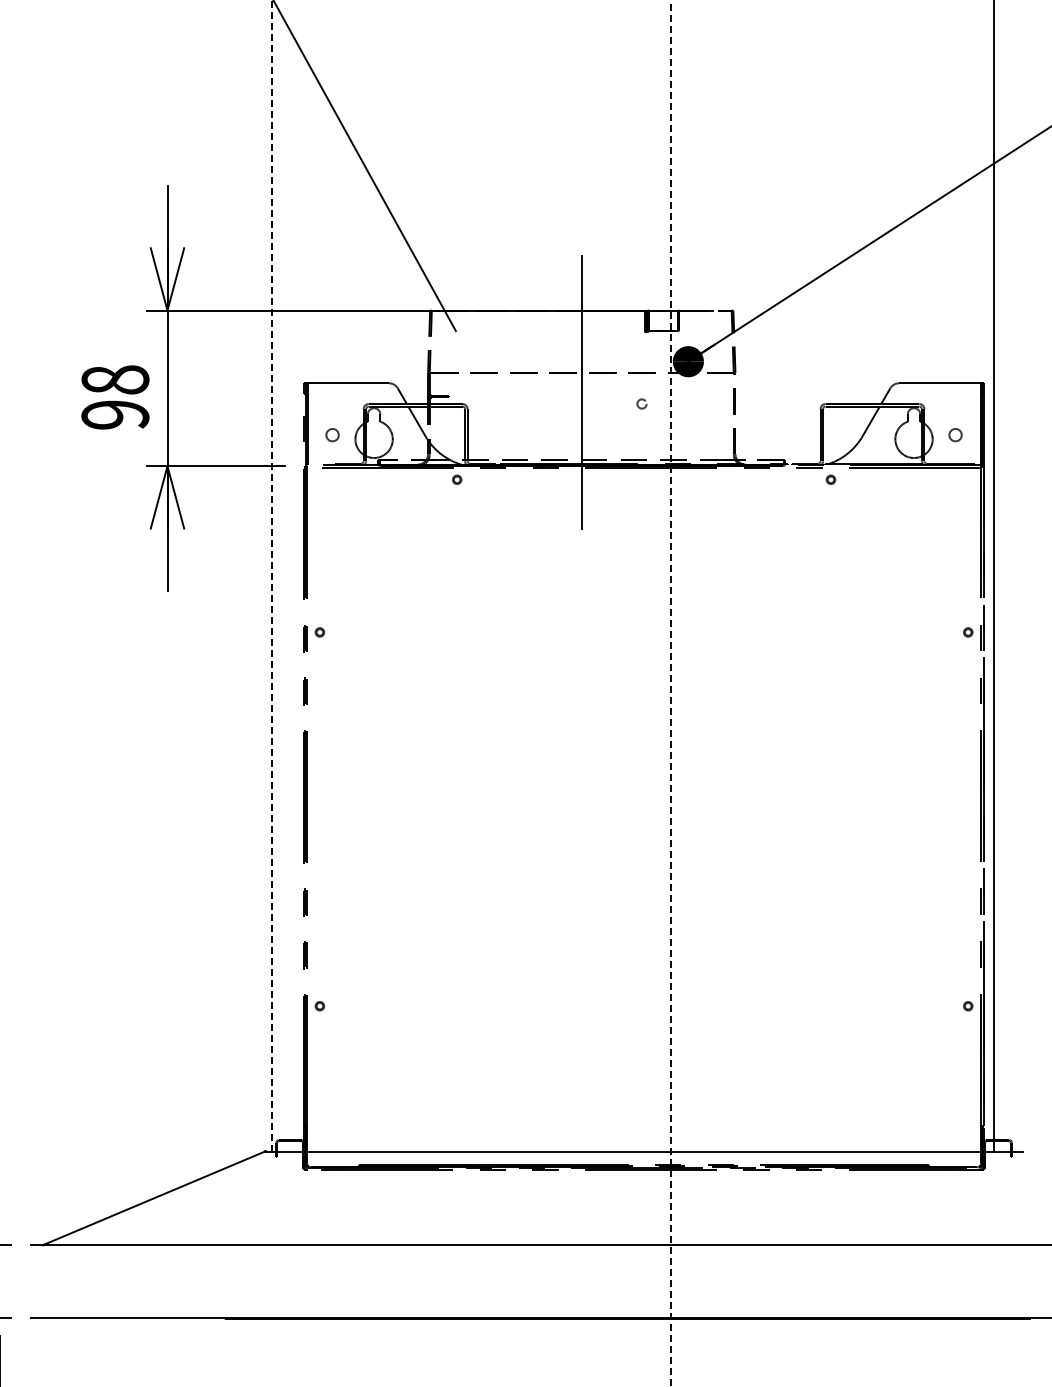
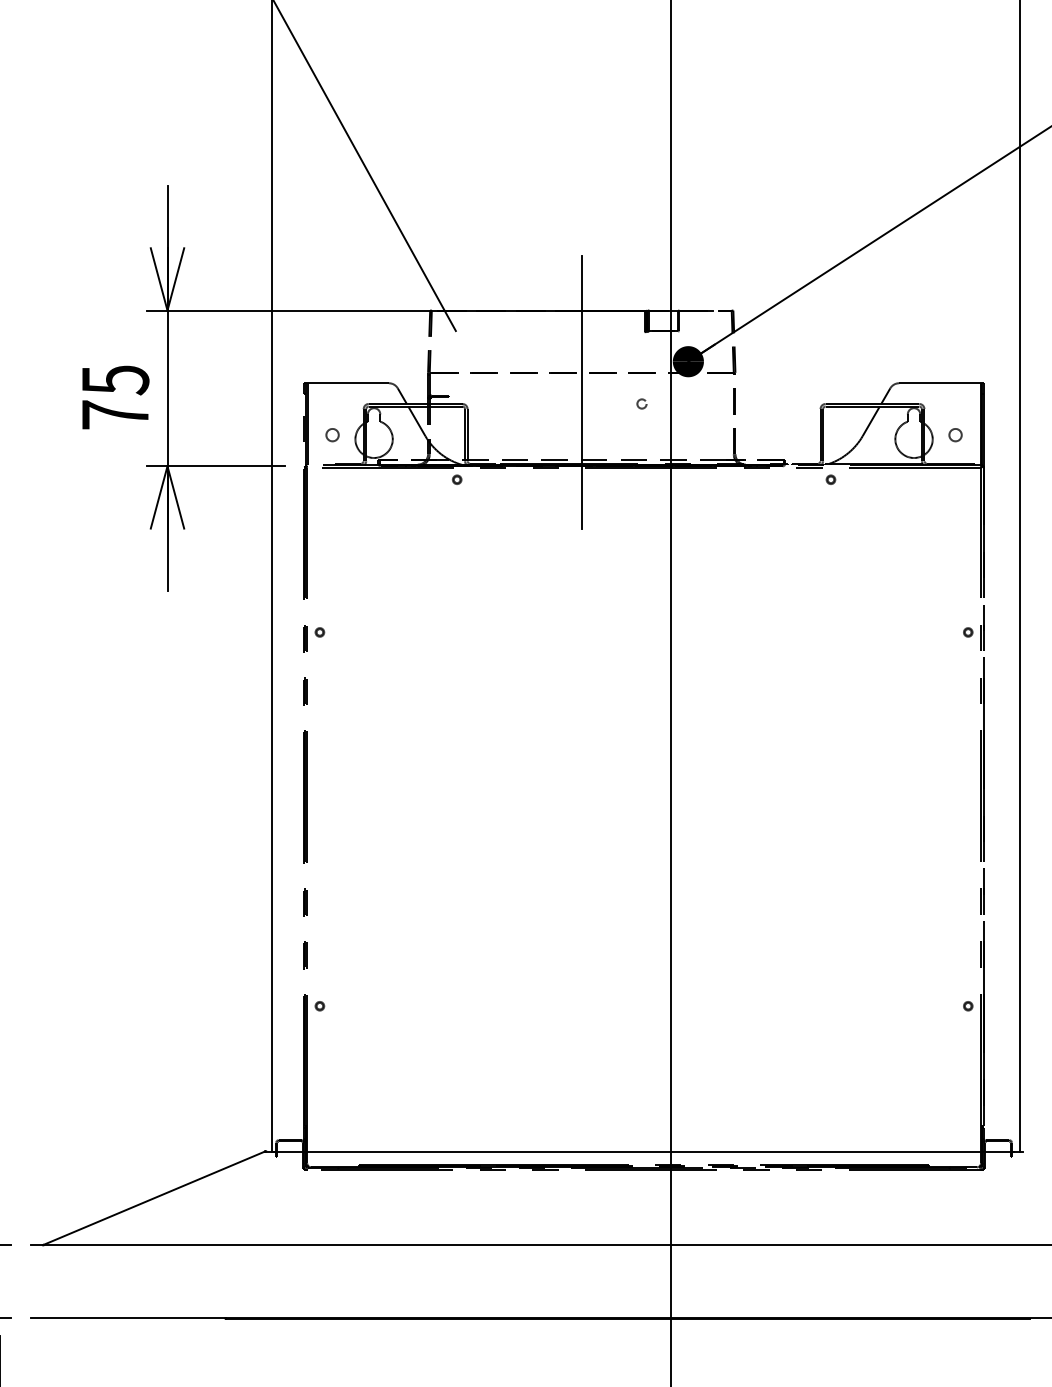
text: 98 -> 75 (115, 397)
line: dashed -> solid (272, 575)
line position: (993, 576) -> (1019, 576) (1019, 576)
line: dashed -> solid (671, 693)
